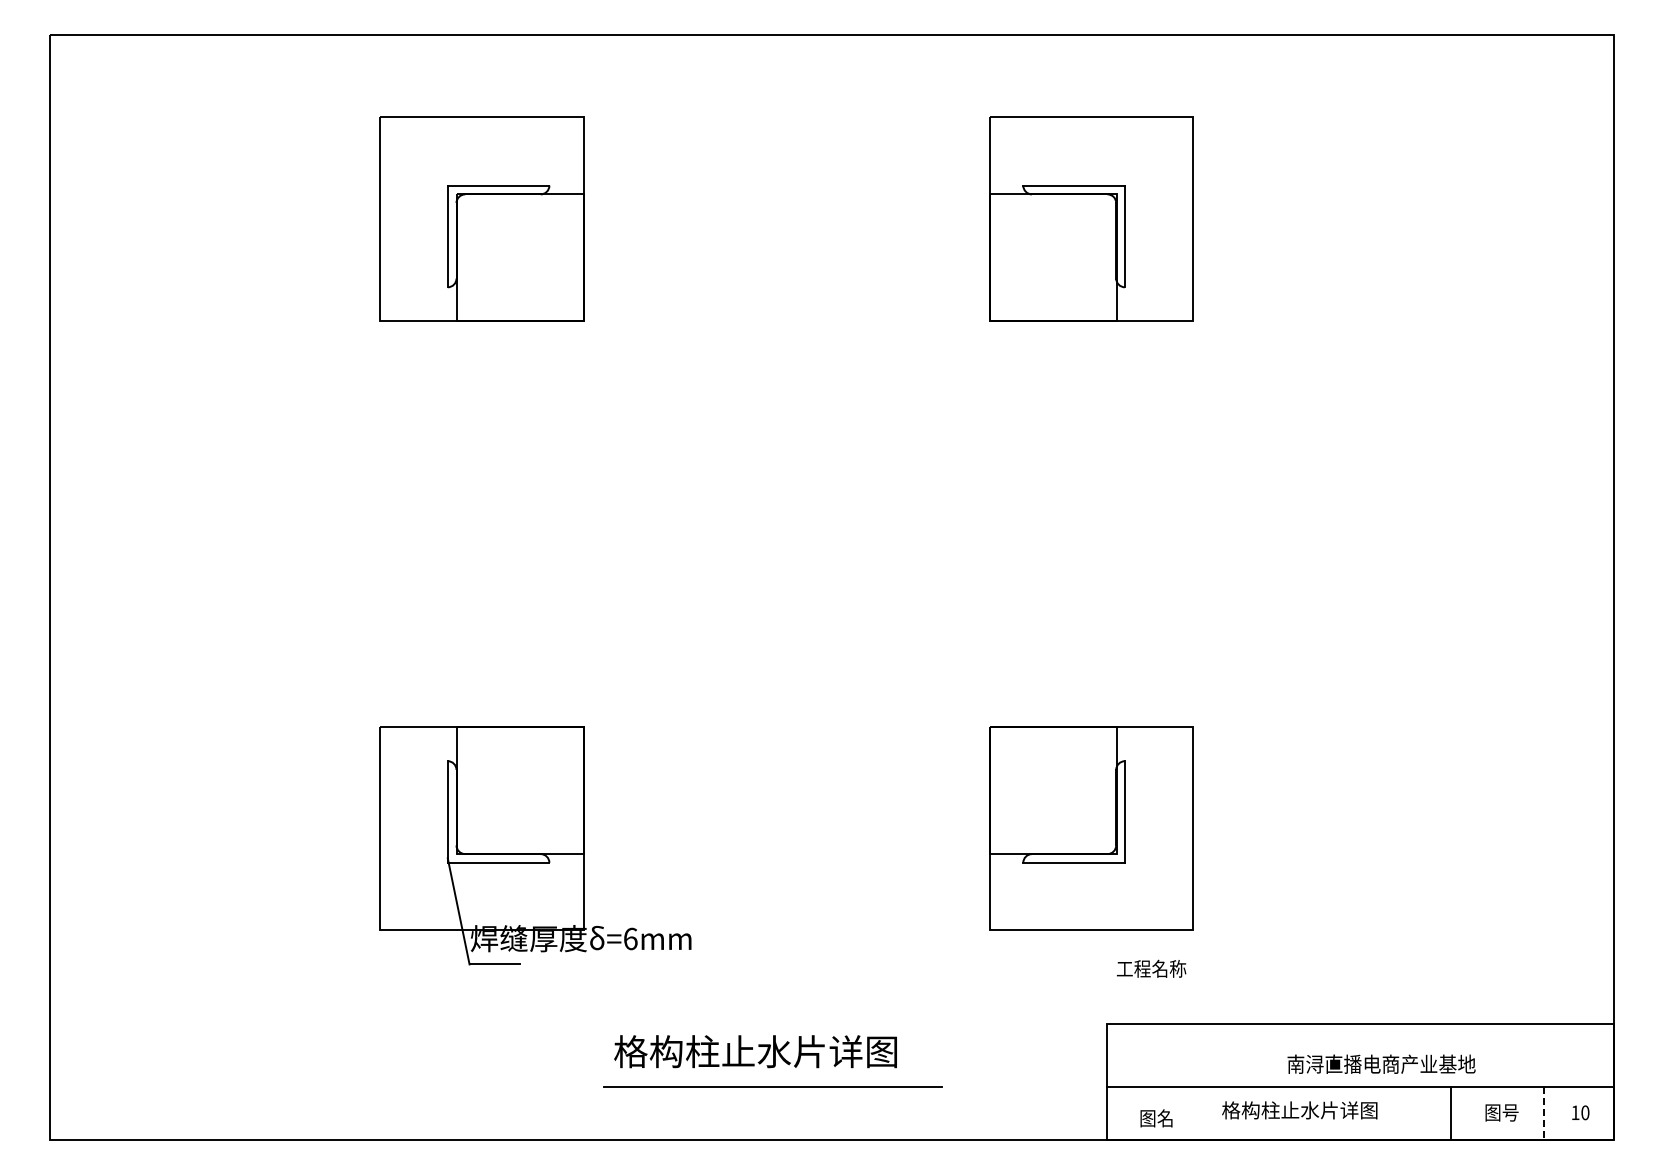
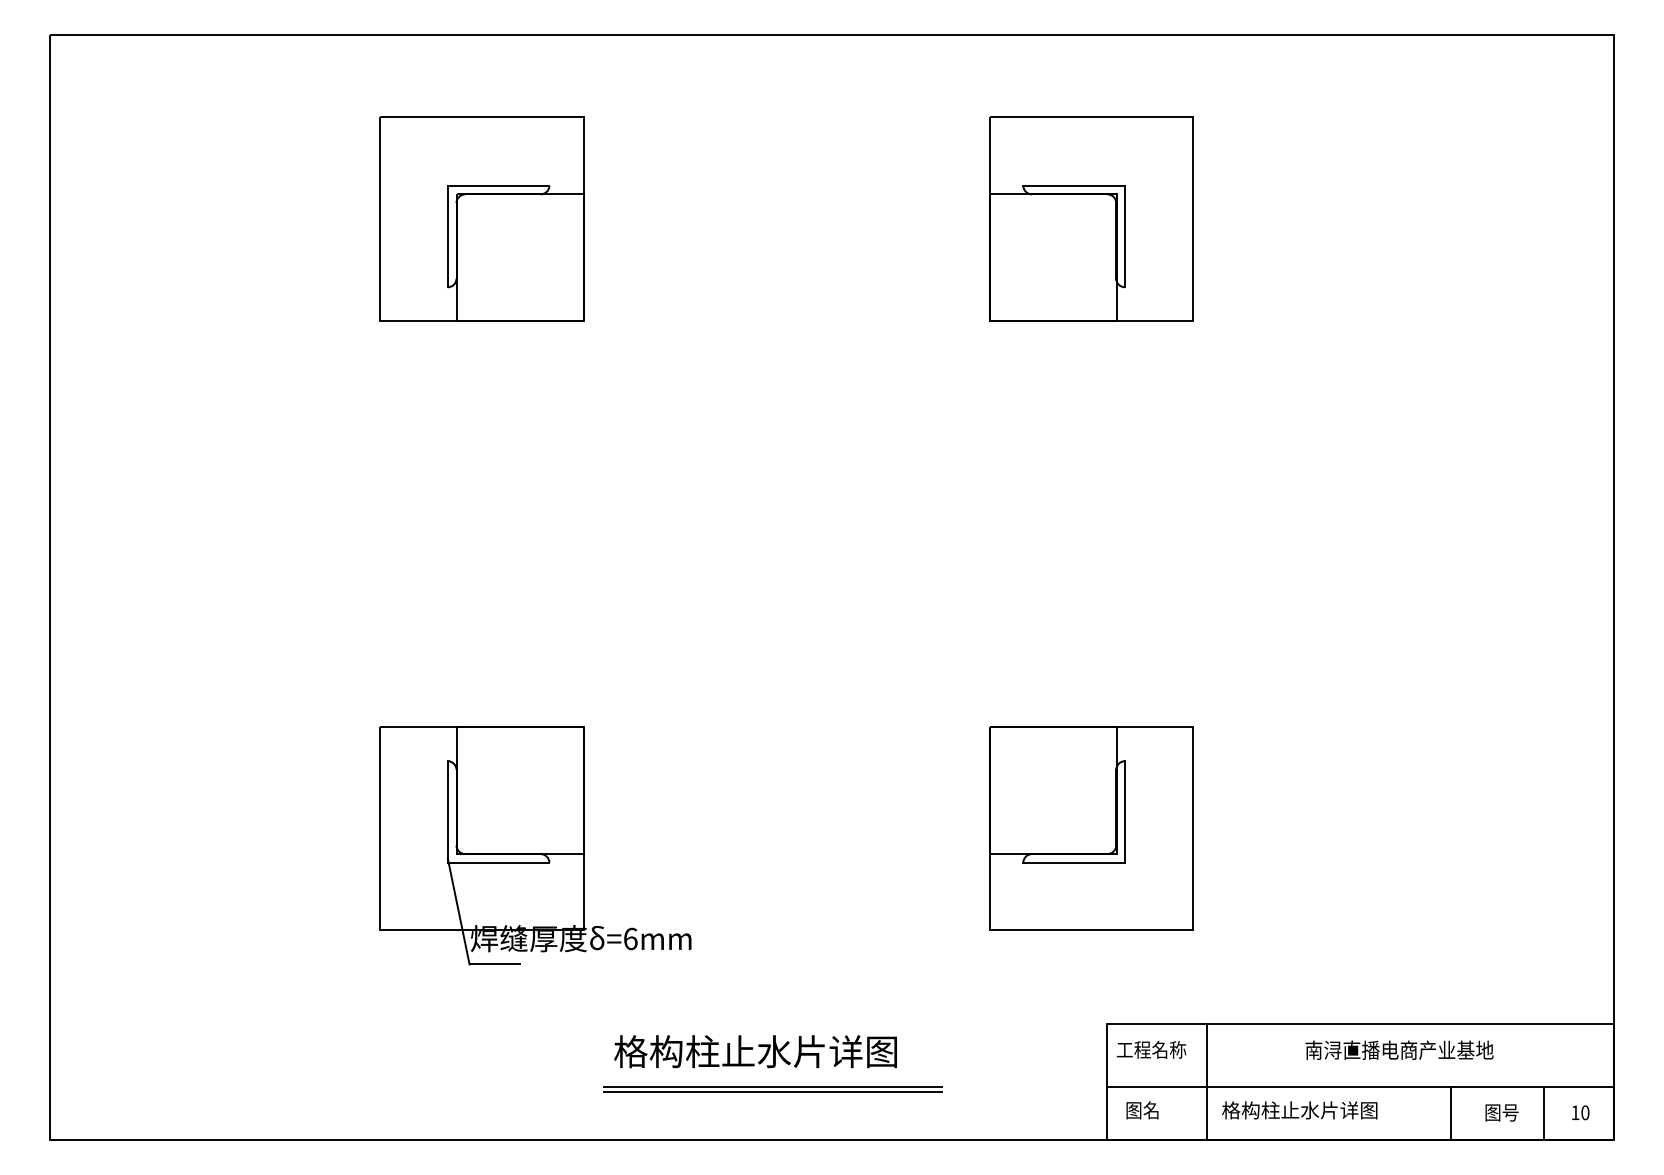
text position: (1151, 968) -> (1151, 1049) (1151, 1049)
text position: (1381, 1063) -> (1399, 1049) (1399, 1049)
line: none -> present (1206, 1081)
line: none -> present (773, 1091)
line: dashed -> solid (1543, 1114)
text position: (1156, 1118) -> (1142, 1110) (1142, 1110)
